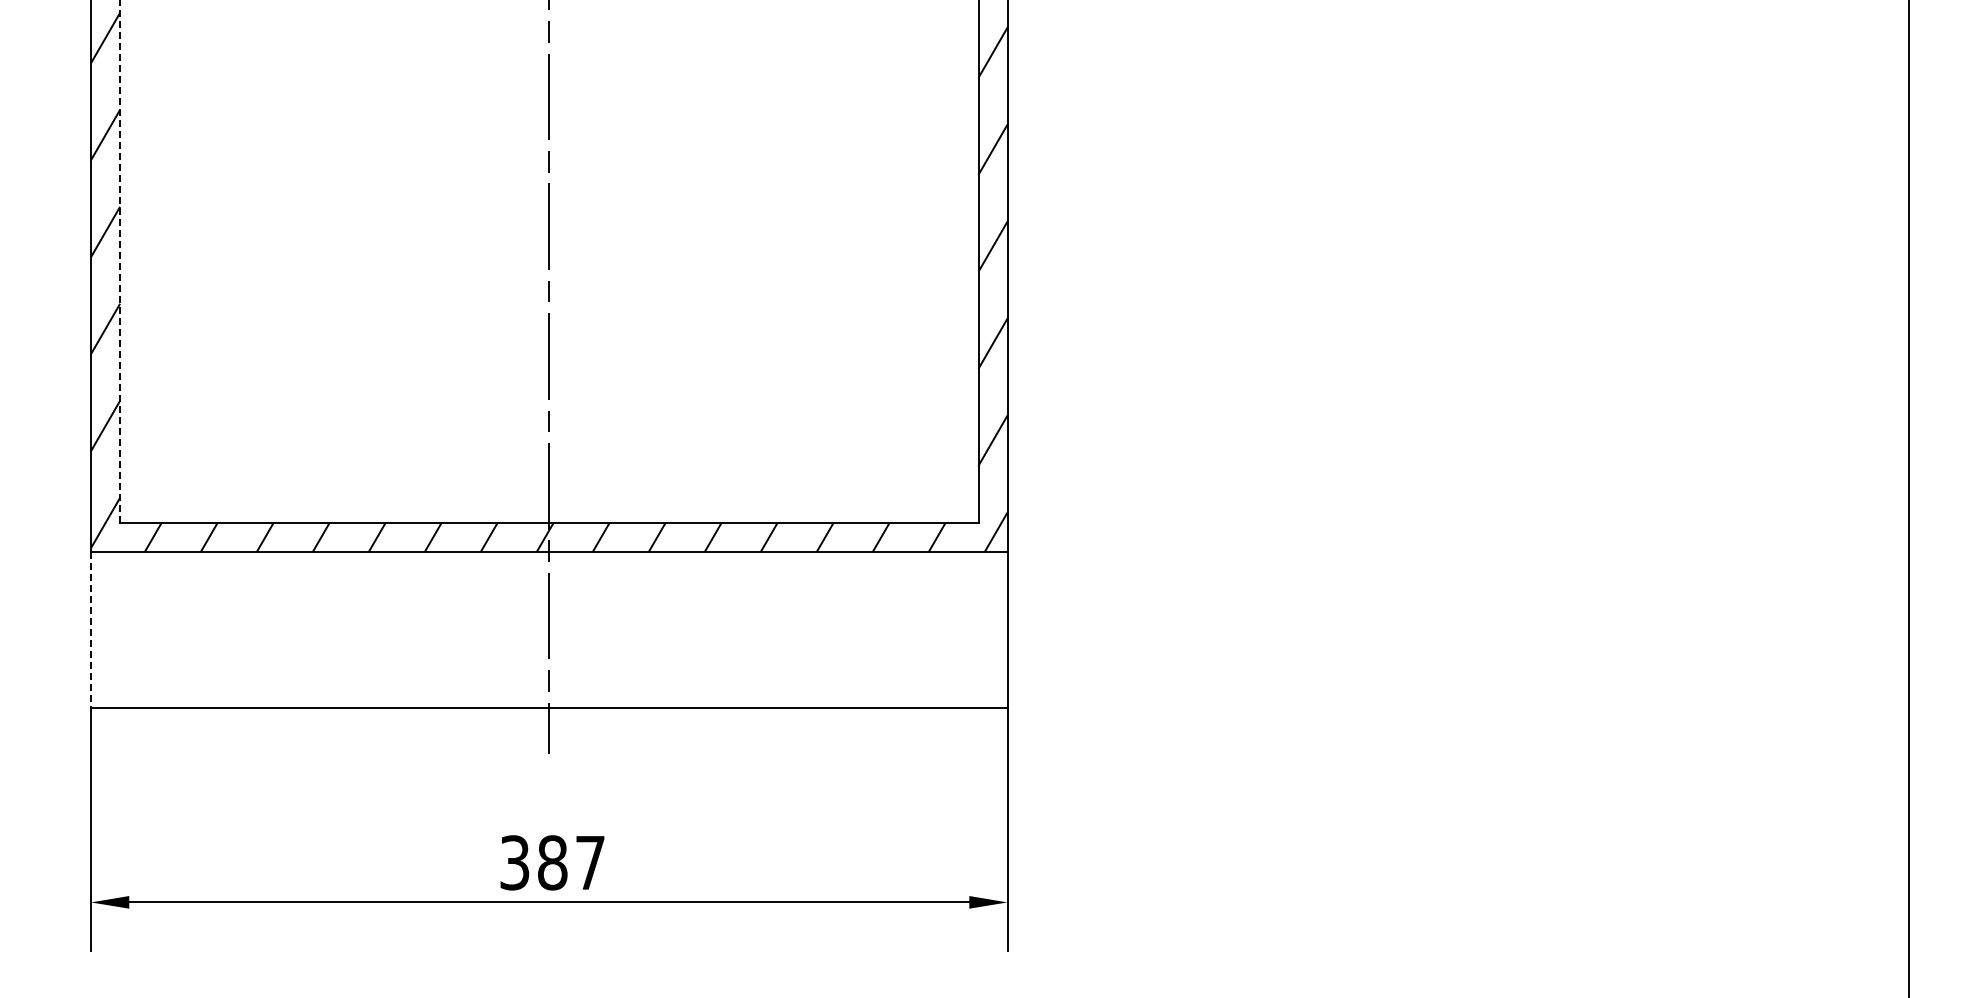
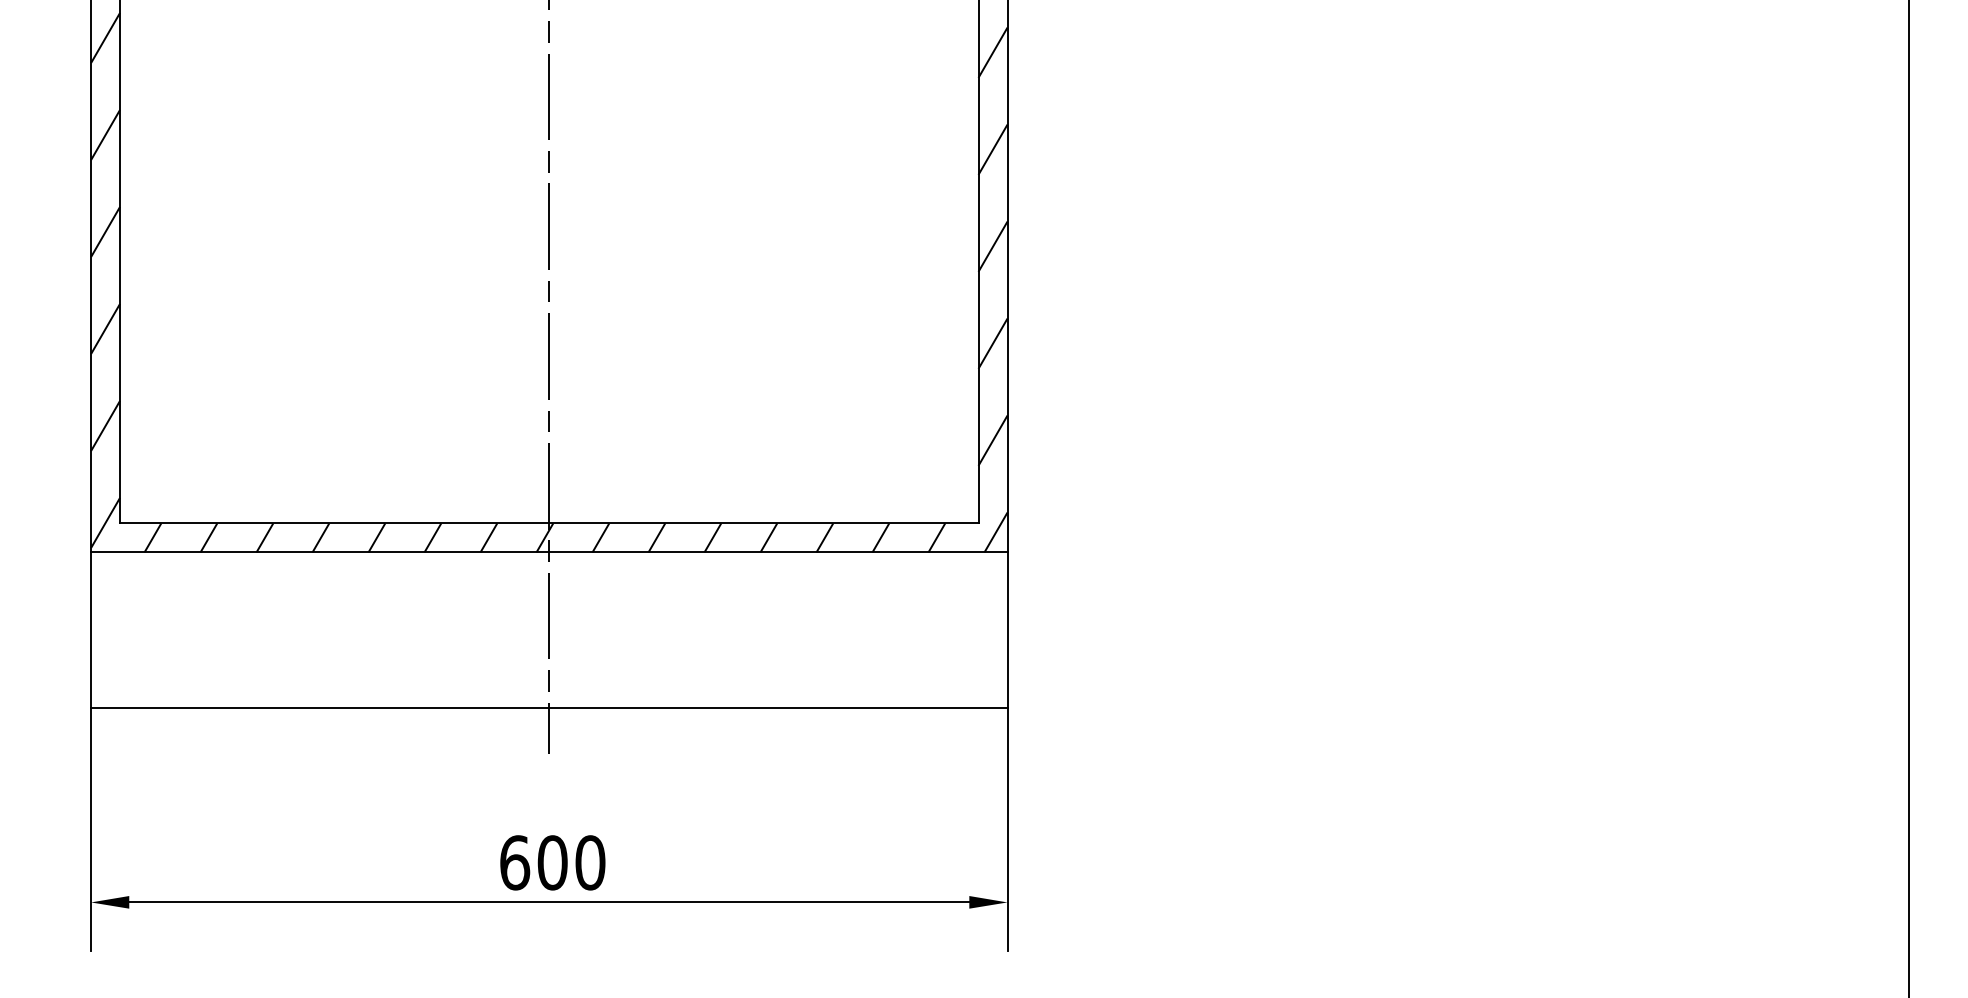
line: dashed -> solid (120, 261)
line: dashed -> solid (91, 630)
text: 387 -> 600 (552, 862)
